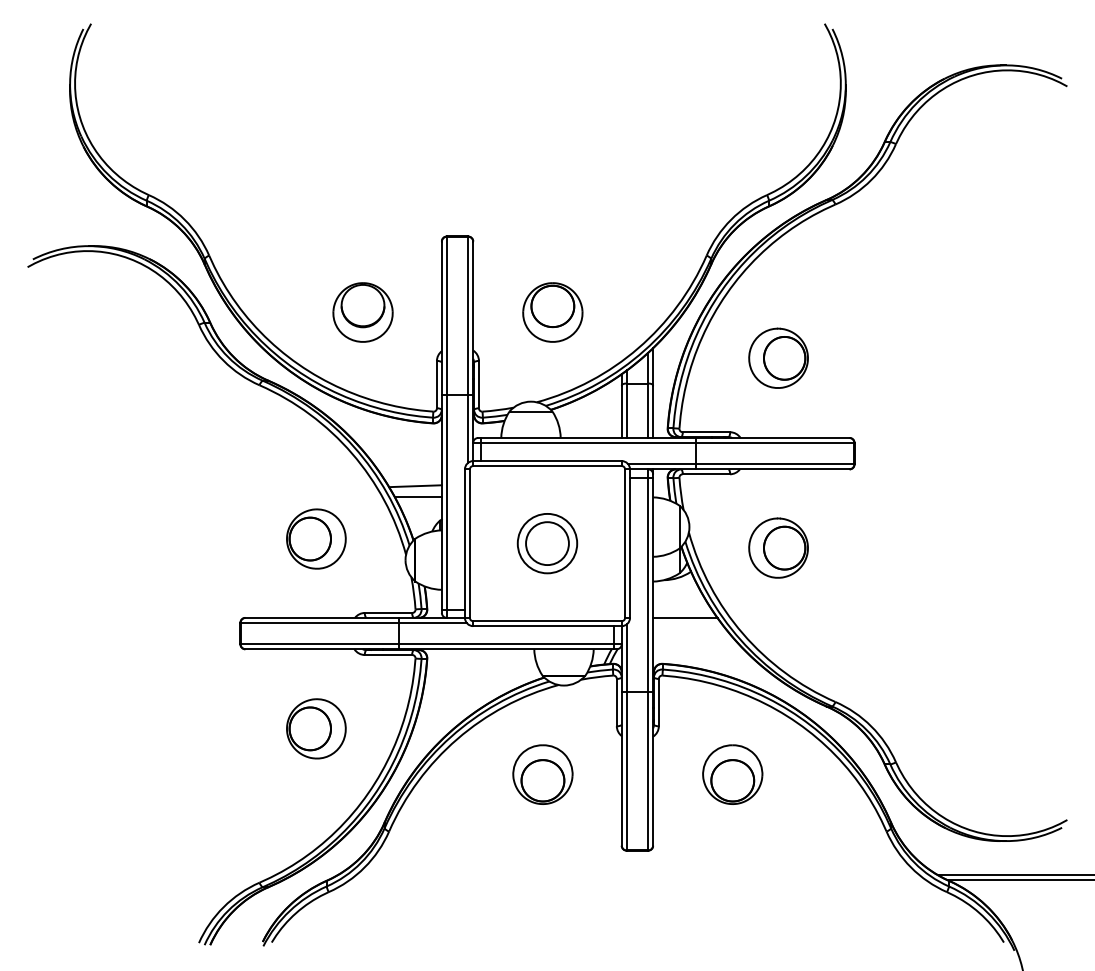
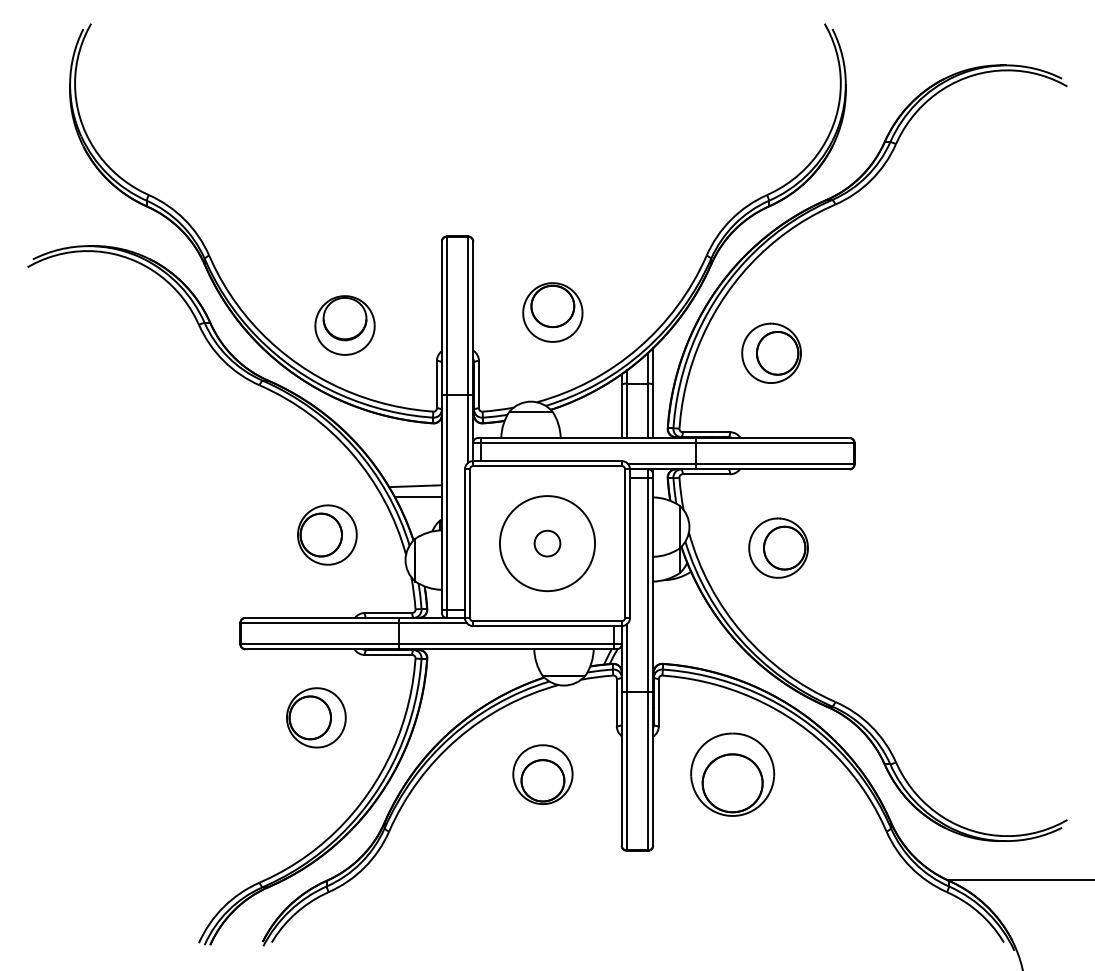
part position: (362, 312) -> (344, 325) (344, 325)
part position: (778, 357) -> (771, 352) (771, 352)
part position: (316, 538) -> (327, 534) (327, 534)
circle diameter: 43 px -> 26 px (547, 543)
circle diameter: 59 px -> 95 px (547, 543)
line: present -> none (685, 617)
part position: (316, 728) -> (316, 717) (316, 717)
part size: 62x61 px -> 86x85 px (732, 774)
line: present -> none (1014, 875)
